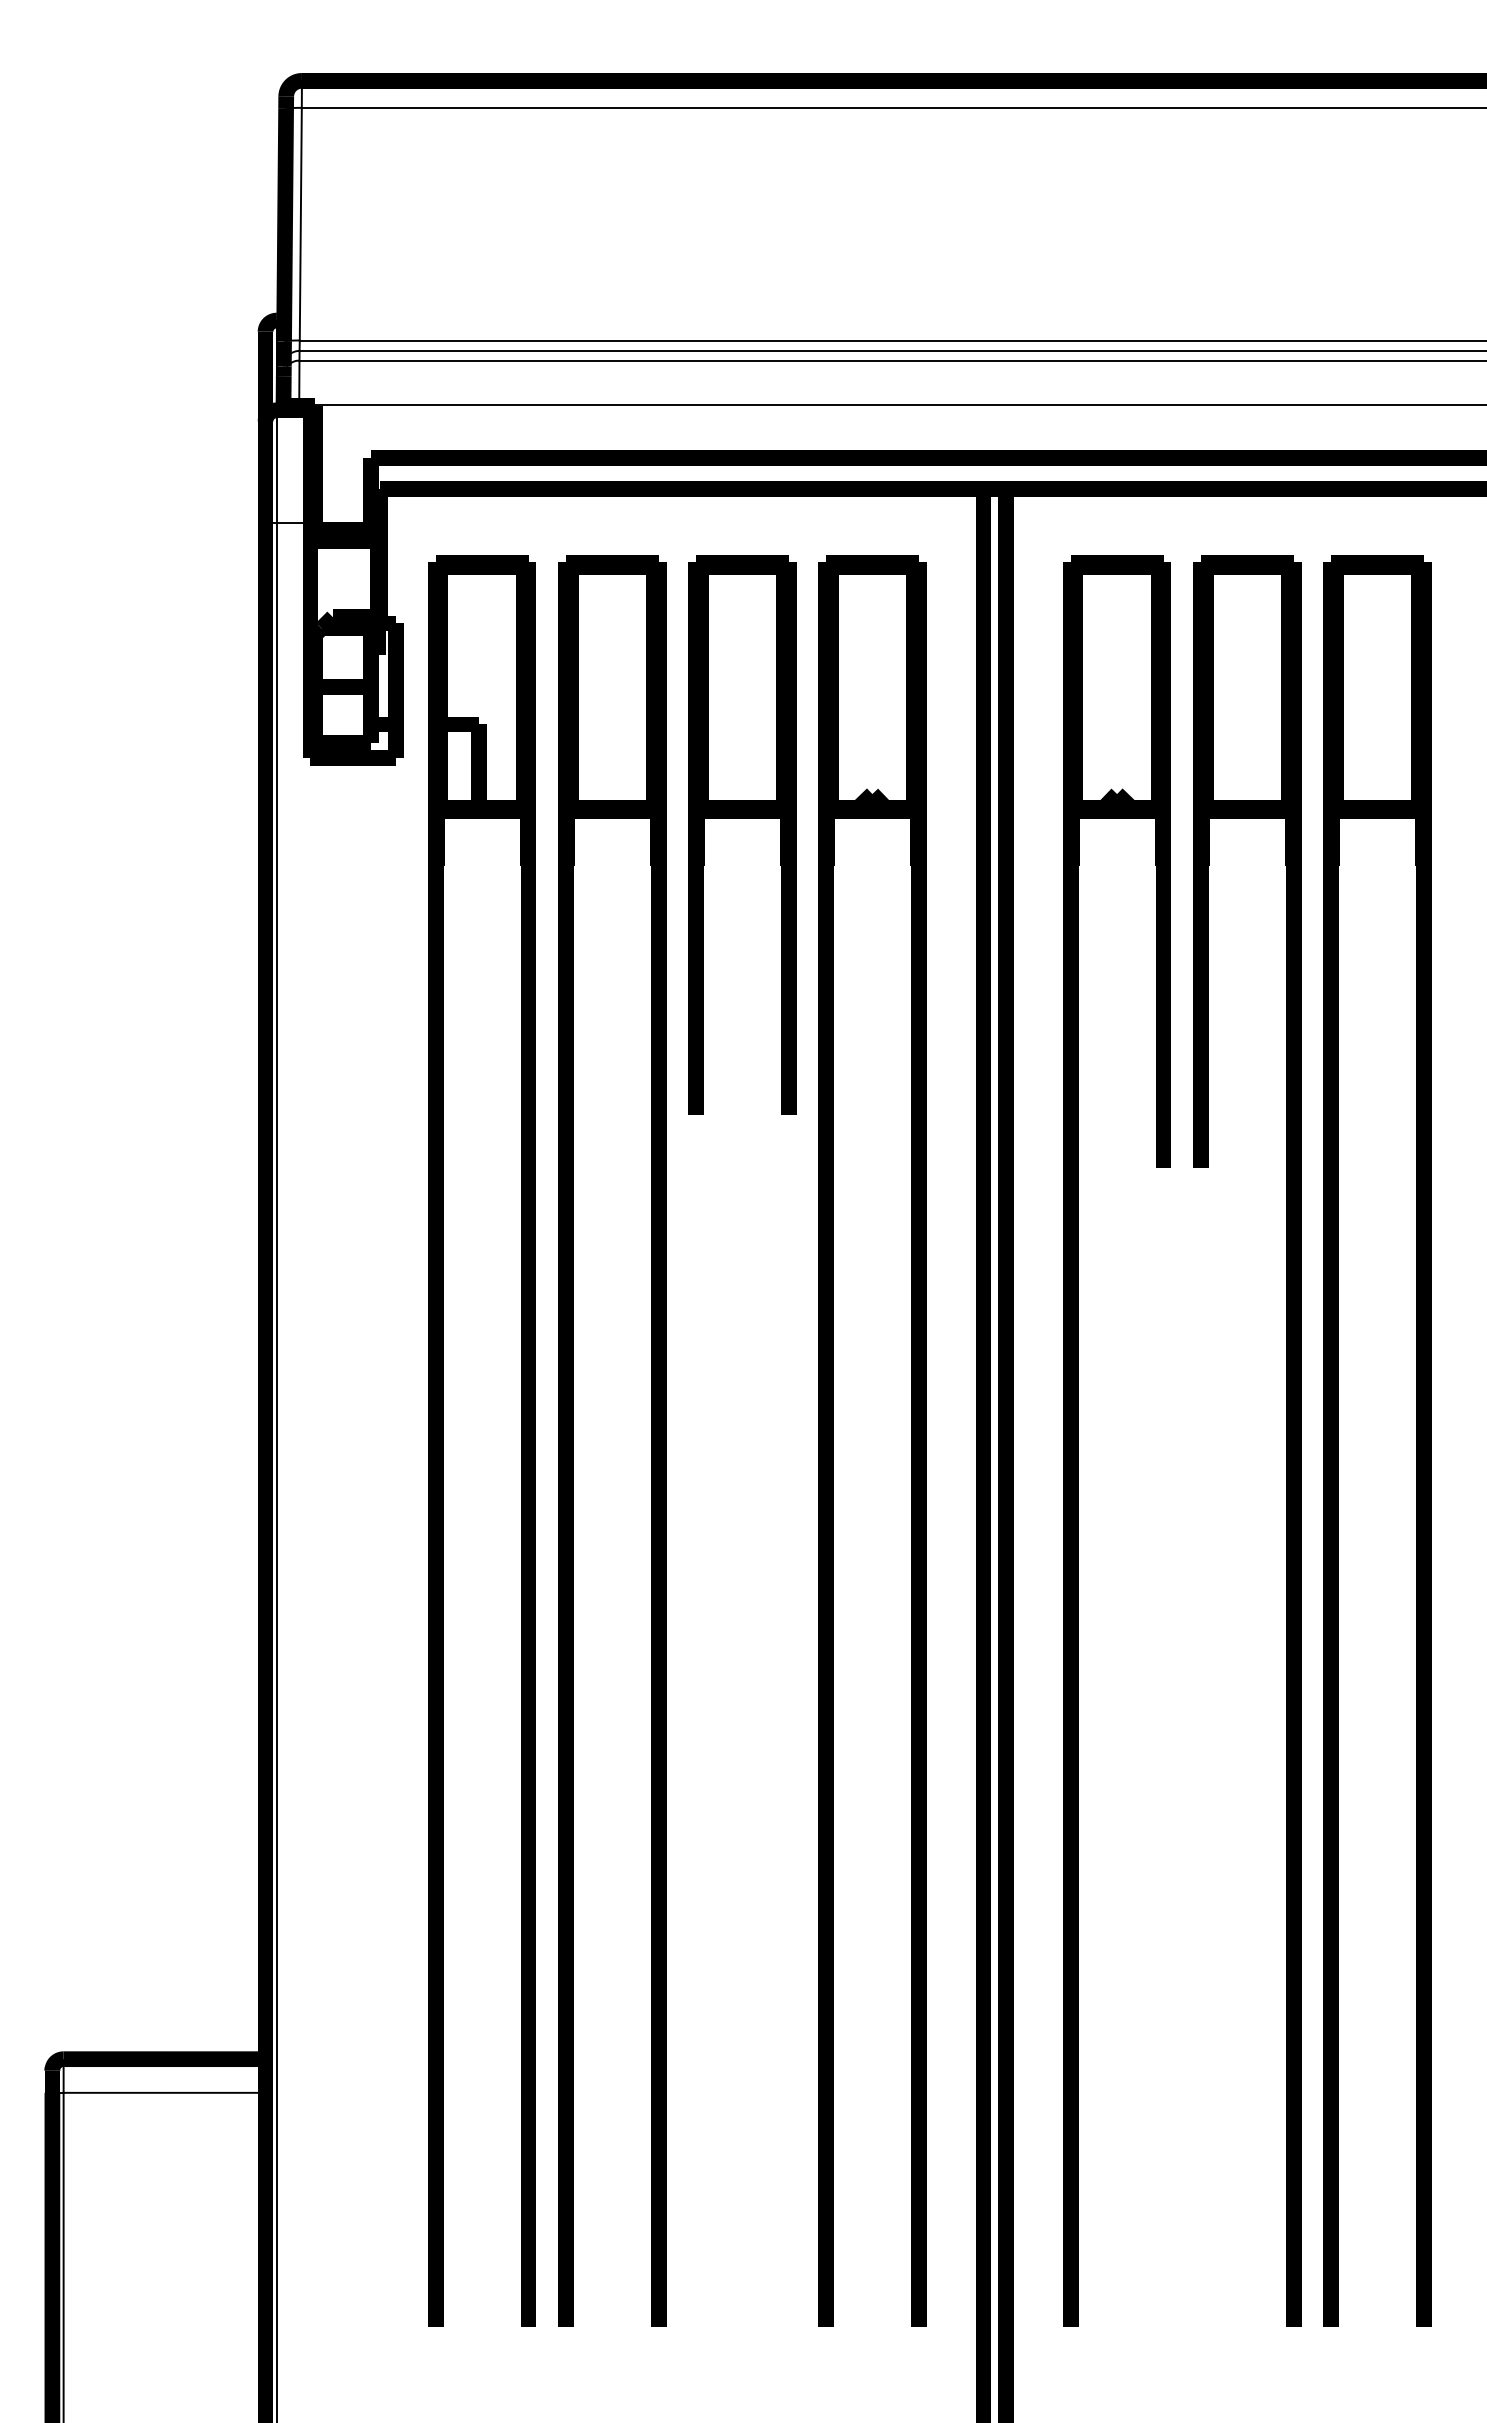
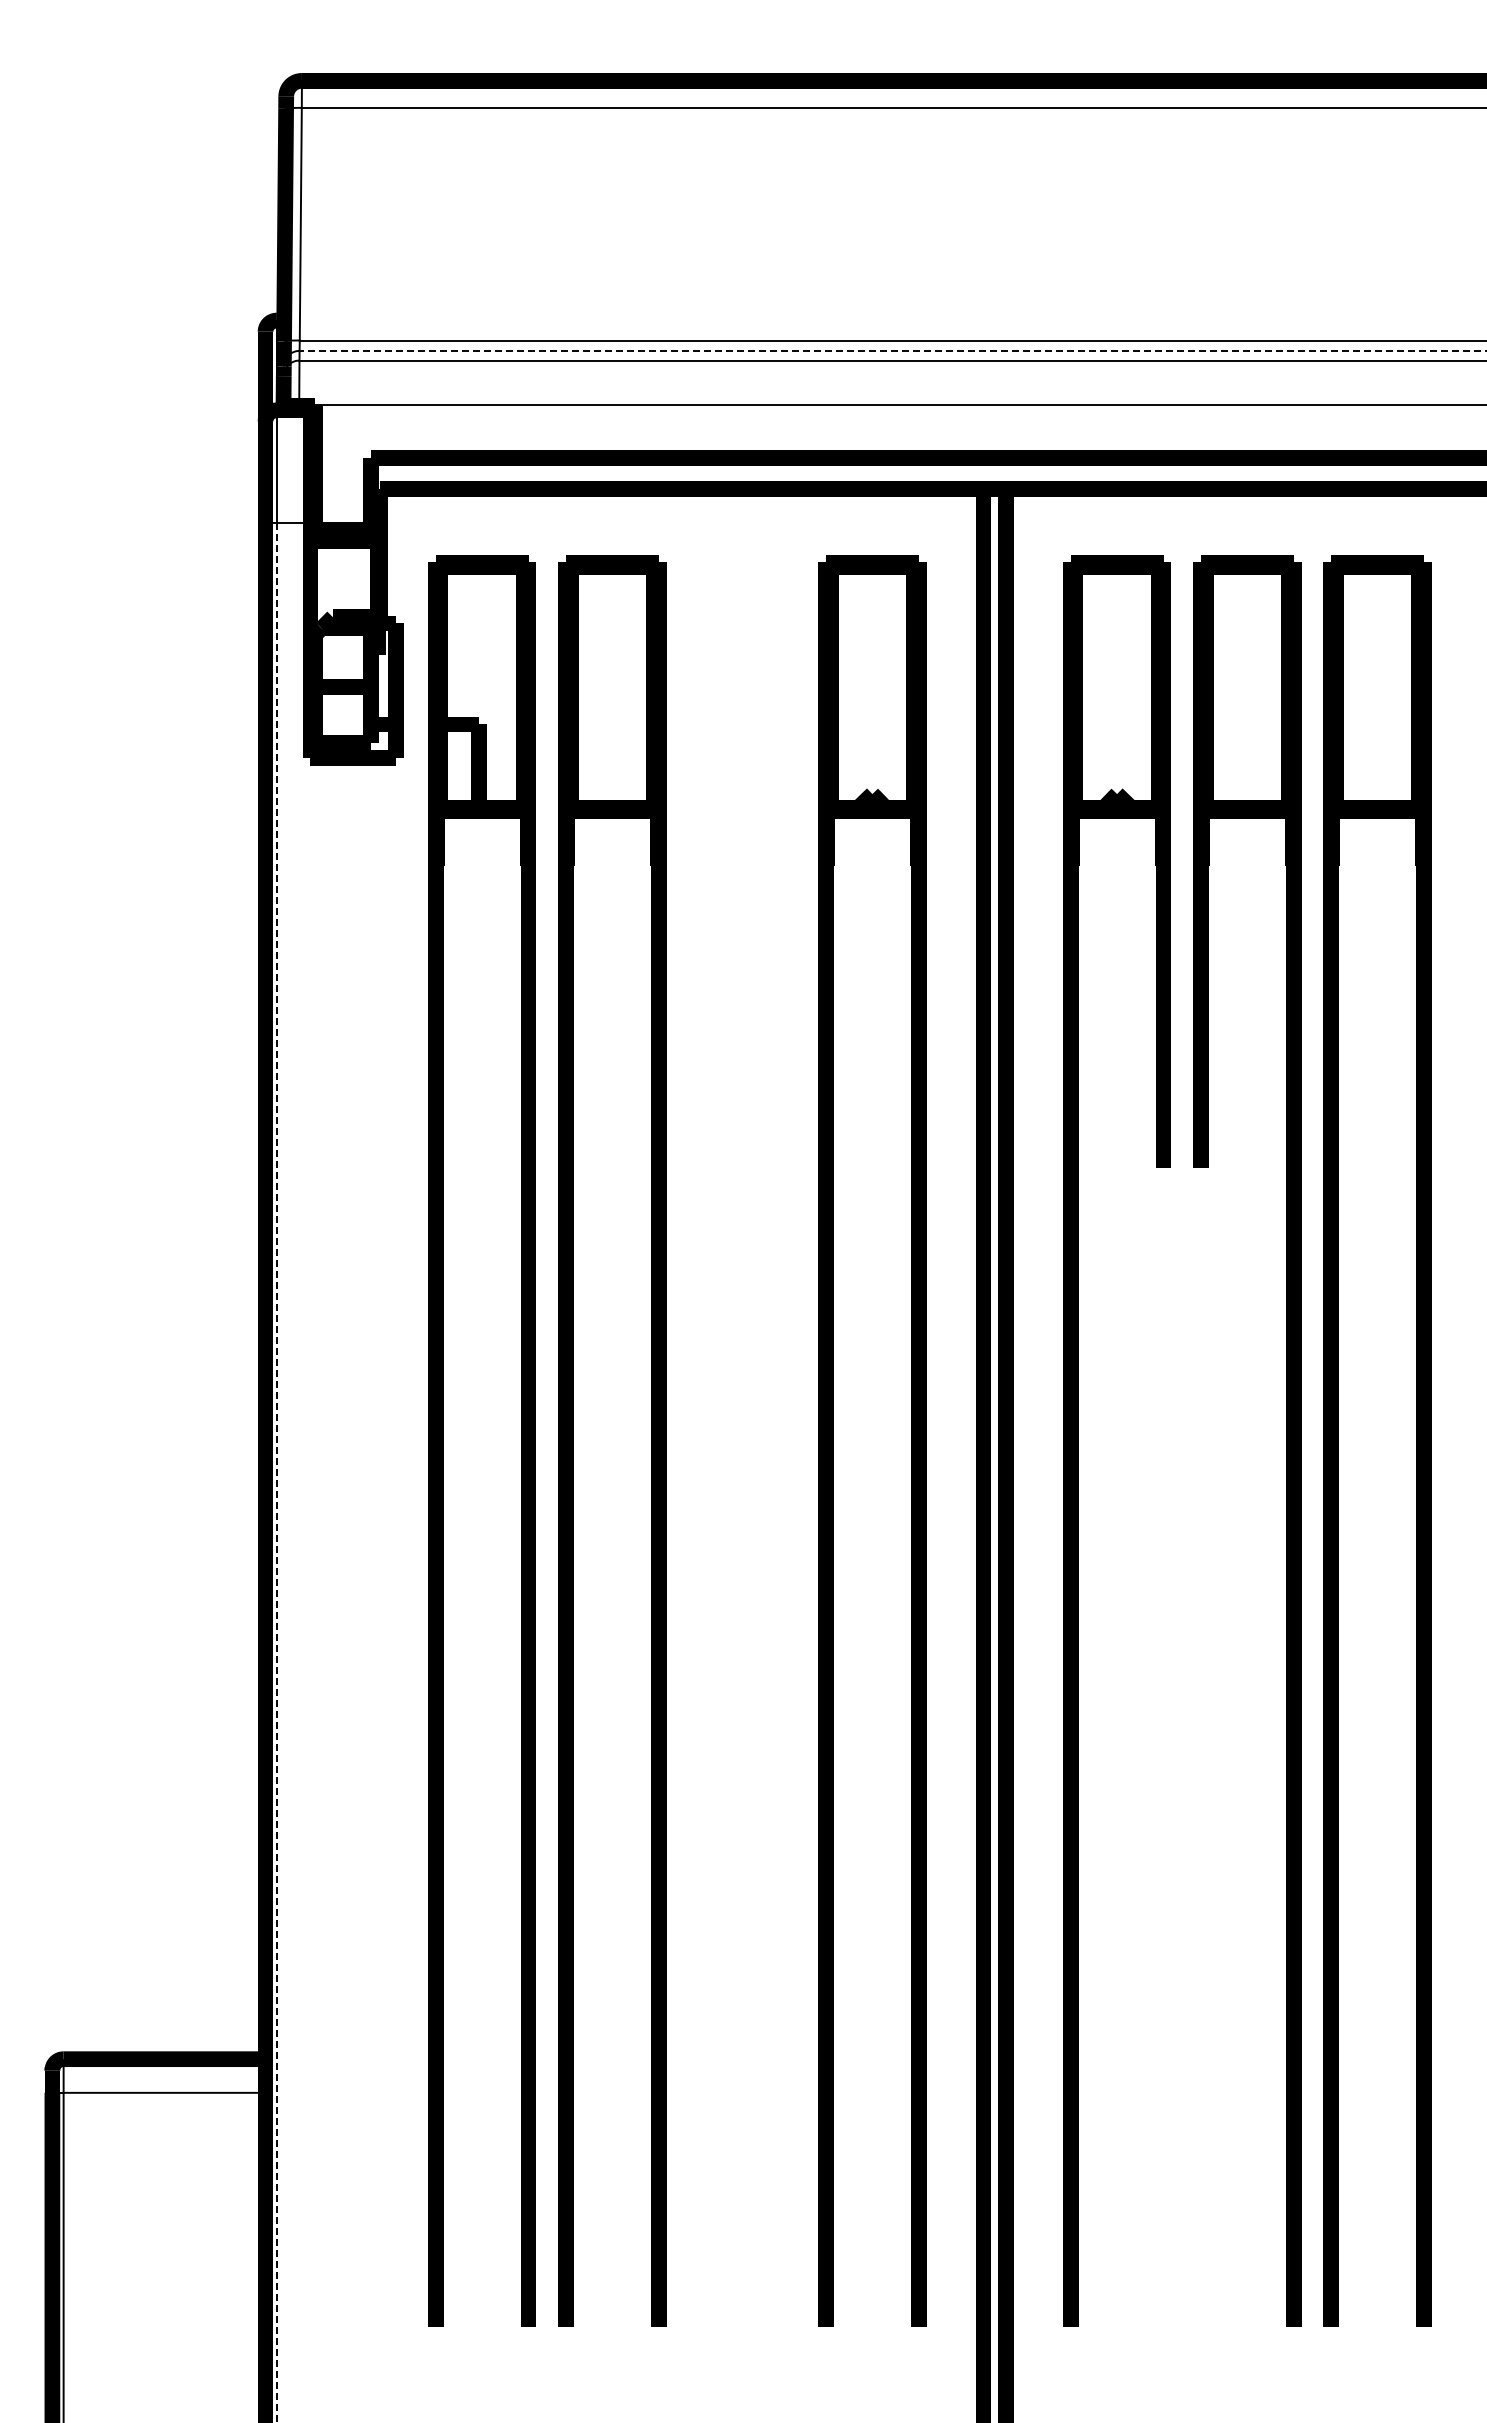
line: solid -> dashed (892, 350)
part: present -> none (742, 818)
line: solid -> dashed (276, 1472)
